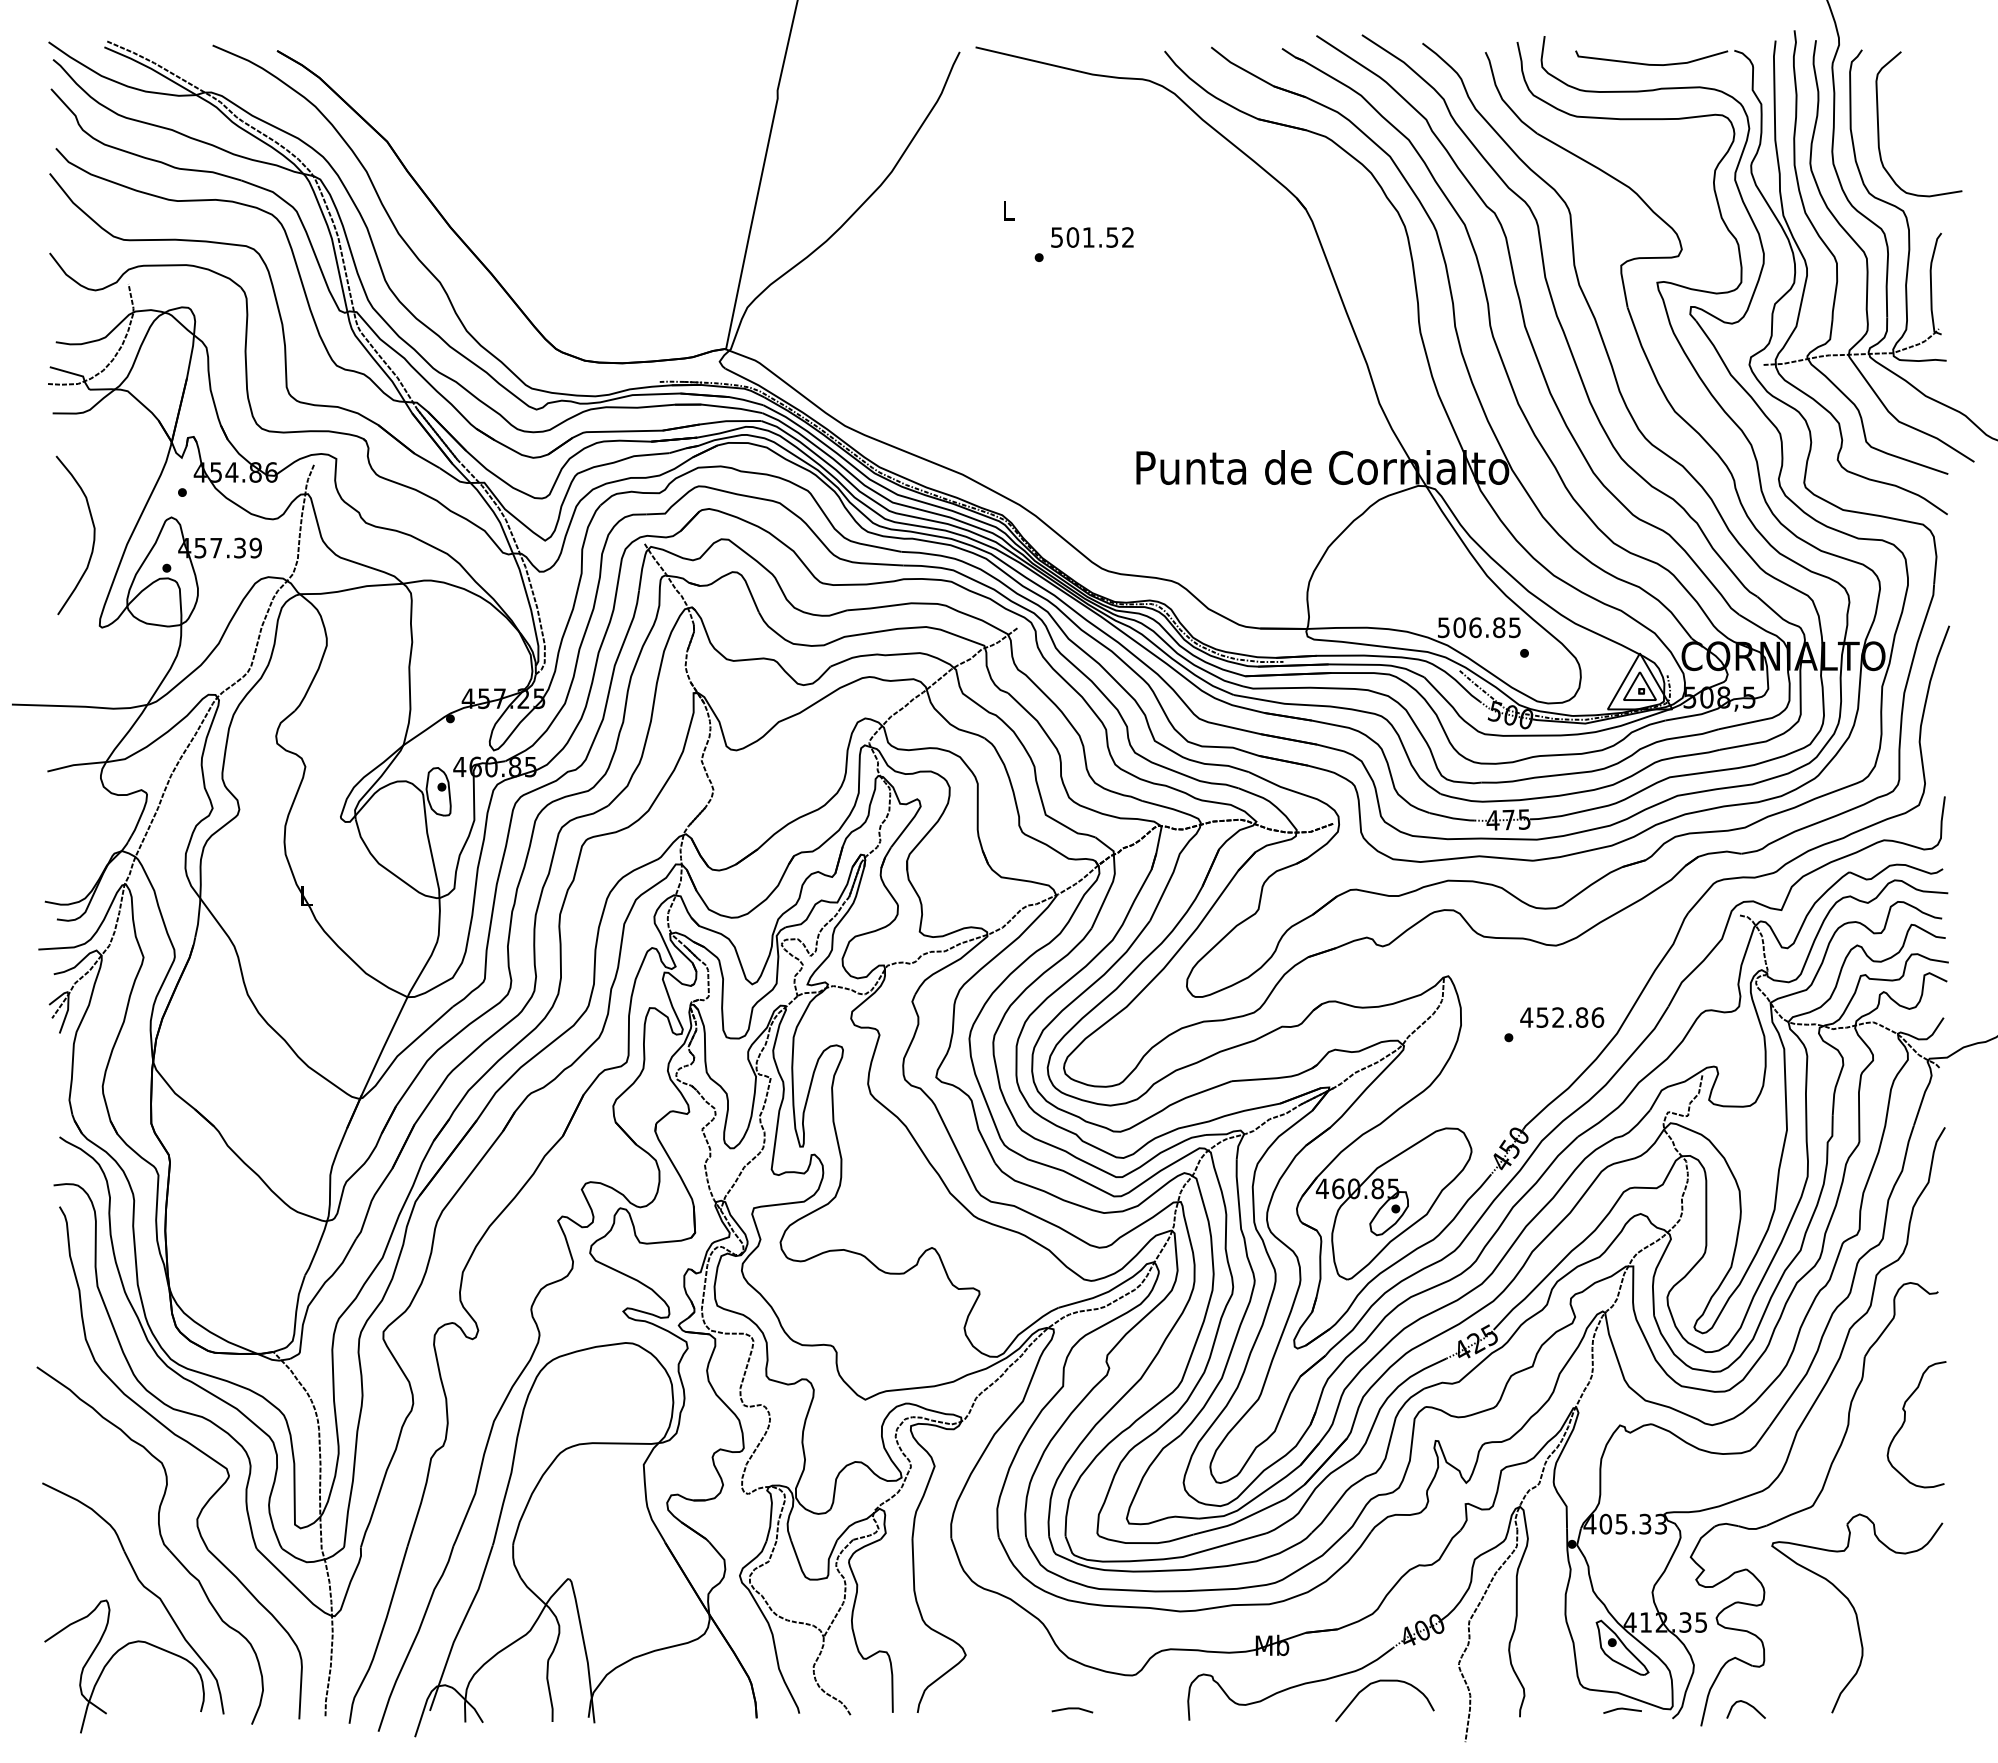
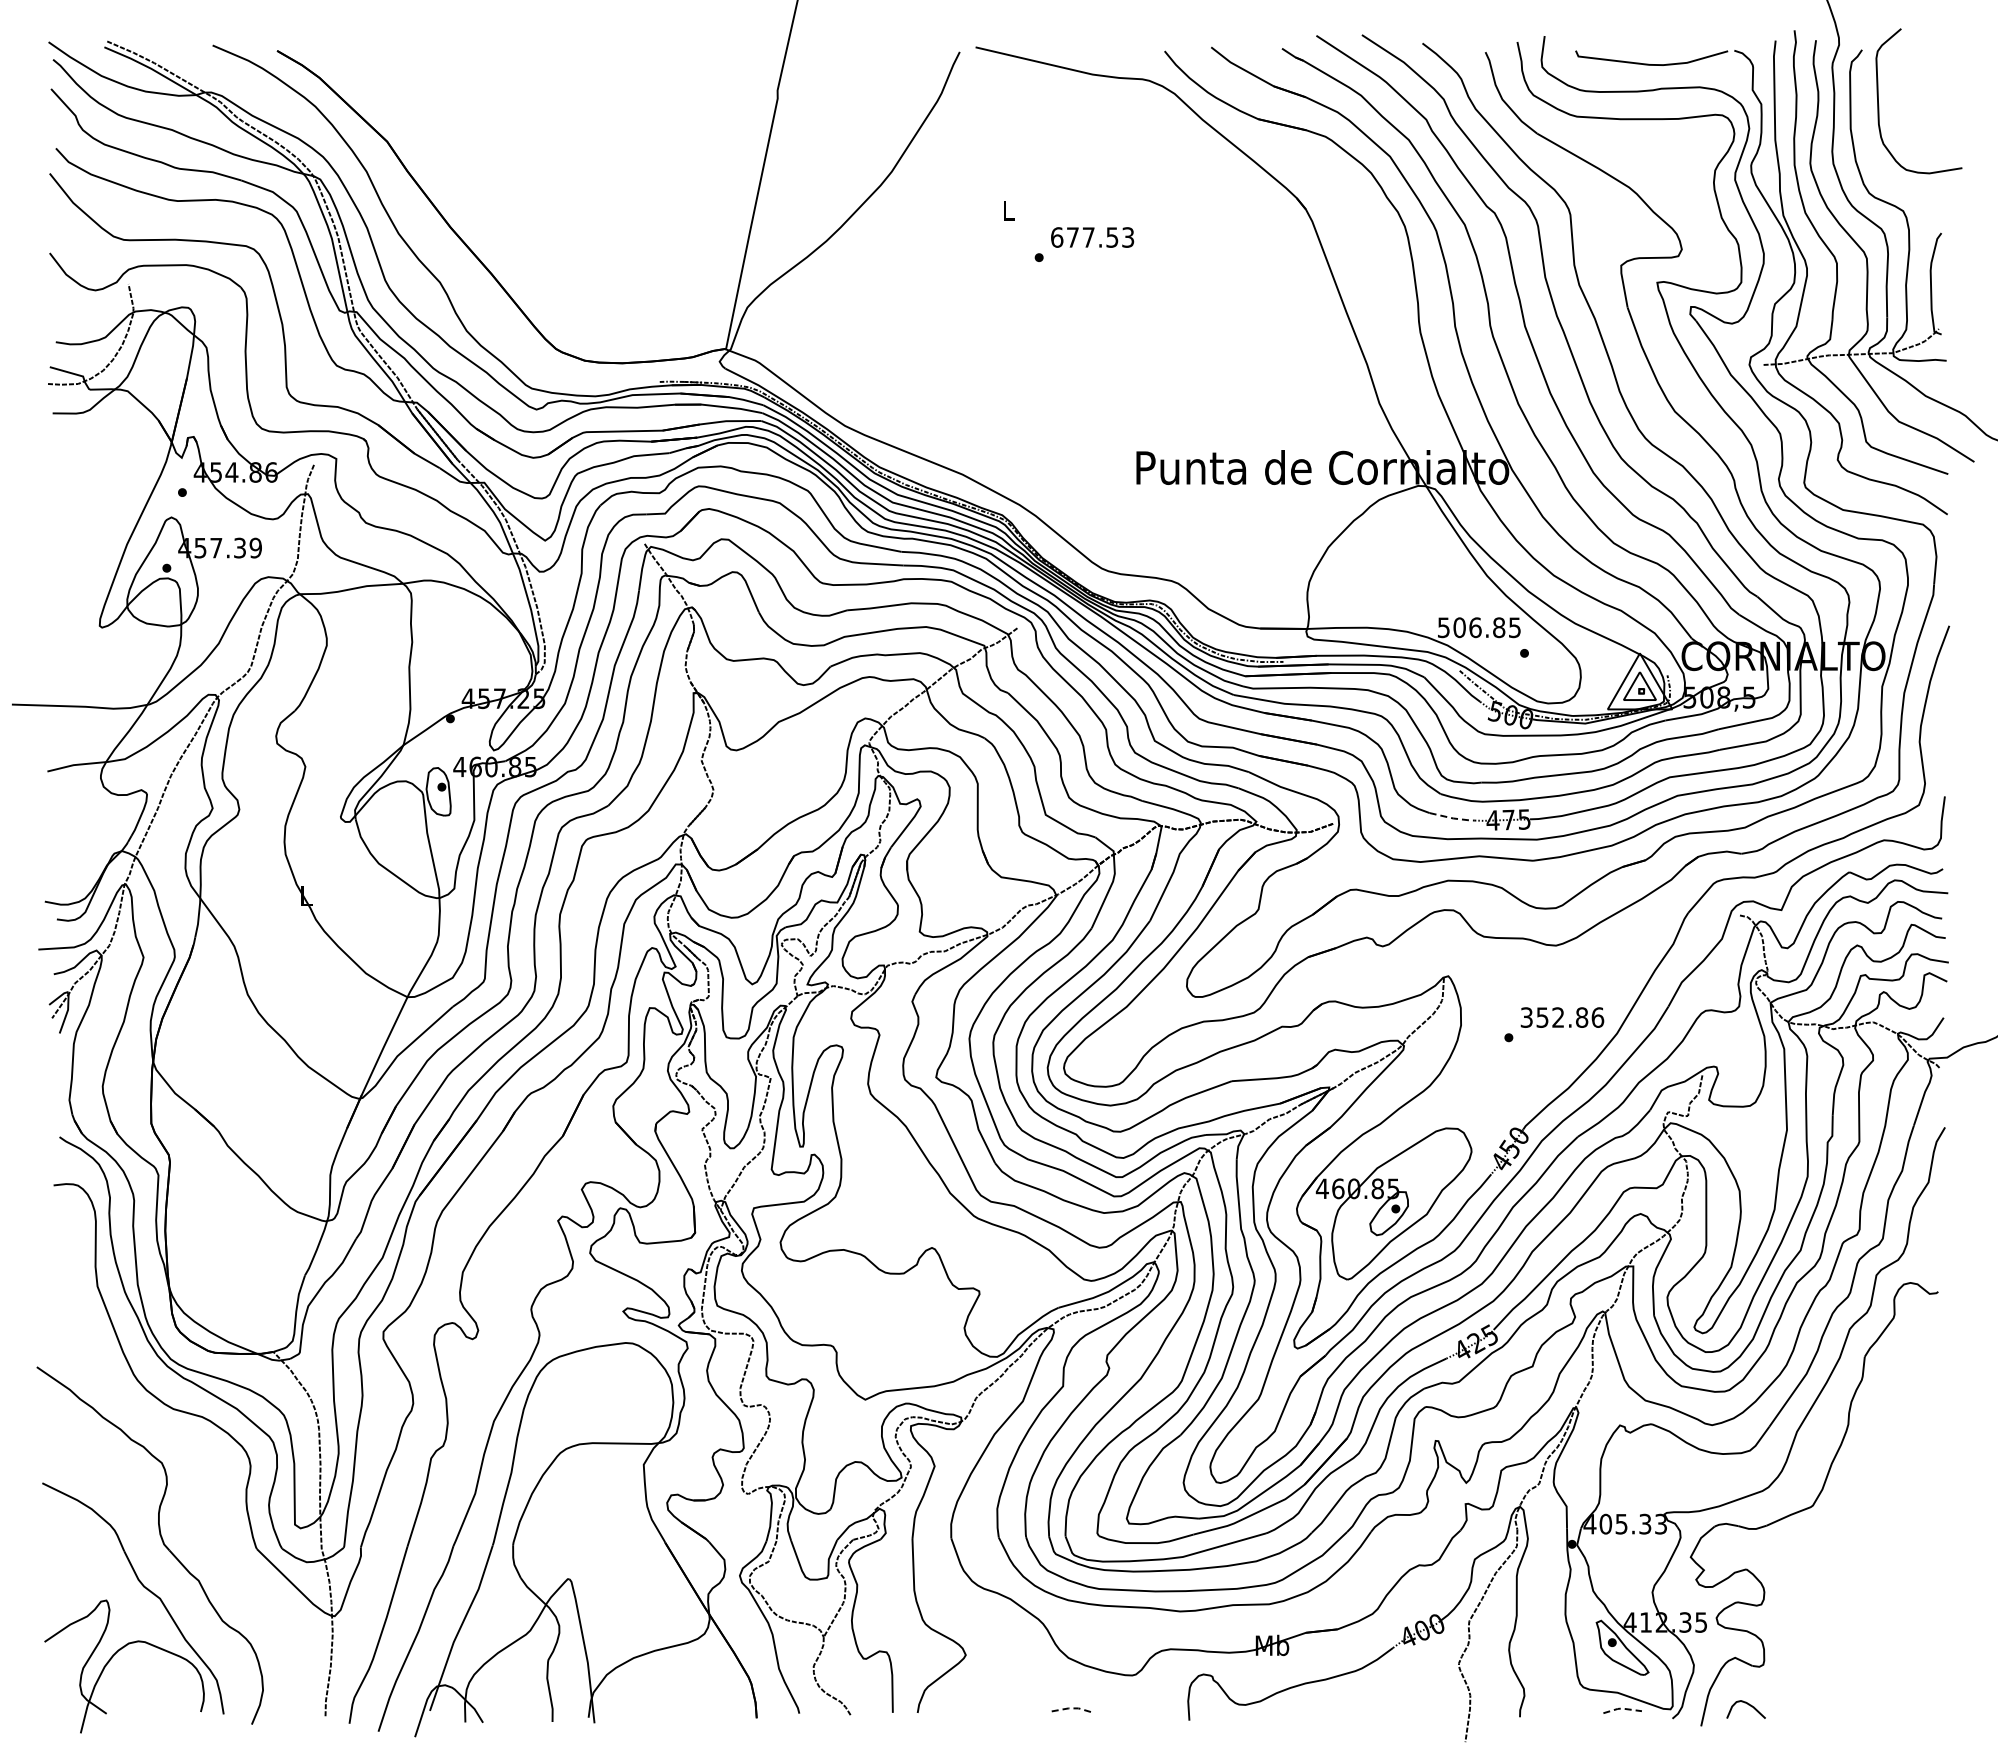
curve position: (1879, 128) -> (1879, 105) (1879, 105)
text: 501.52 -> 677.53 (1092, 237)
curve: present -> none (93, 535)
line: solid -> dashed (1453, 818)
text: 452.86 -> 352.86 (1526, 1017)
curve: present -> none (1905, 1421)
part: present -> none (190, 1445)
part: present -> none (1857, 1613)
curve: present -> none (1378, 1682)
line: solid -> dashed (1072, 1708)
line: solid -> dashed (1622, 1708)
